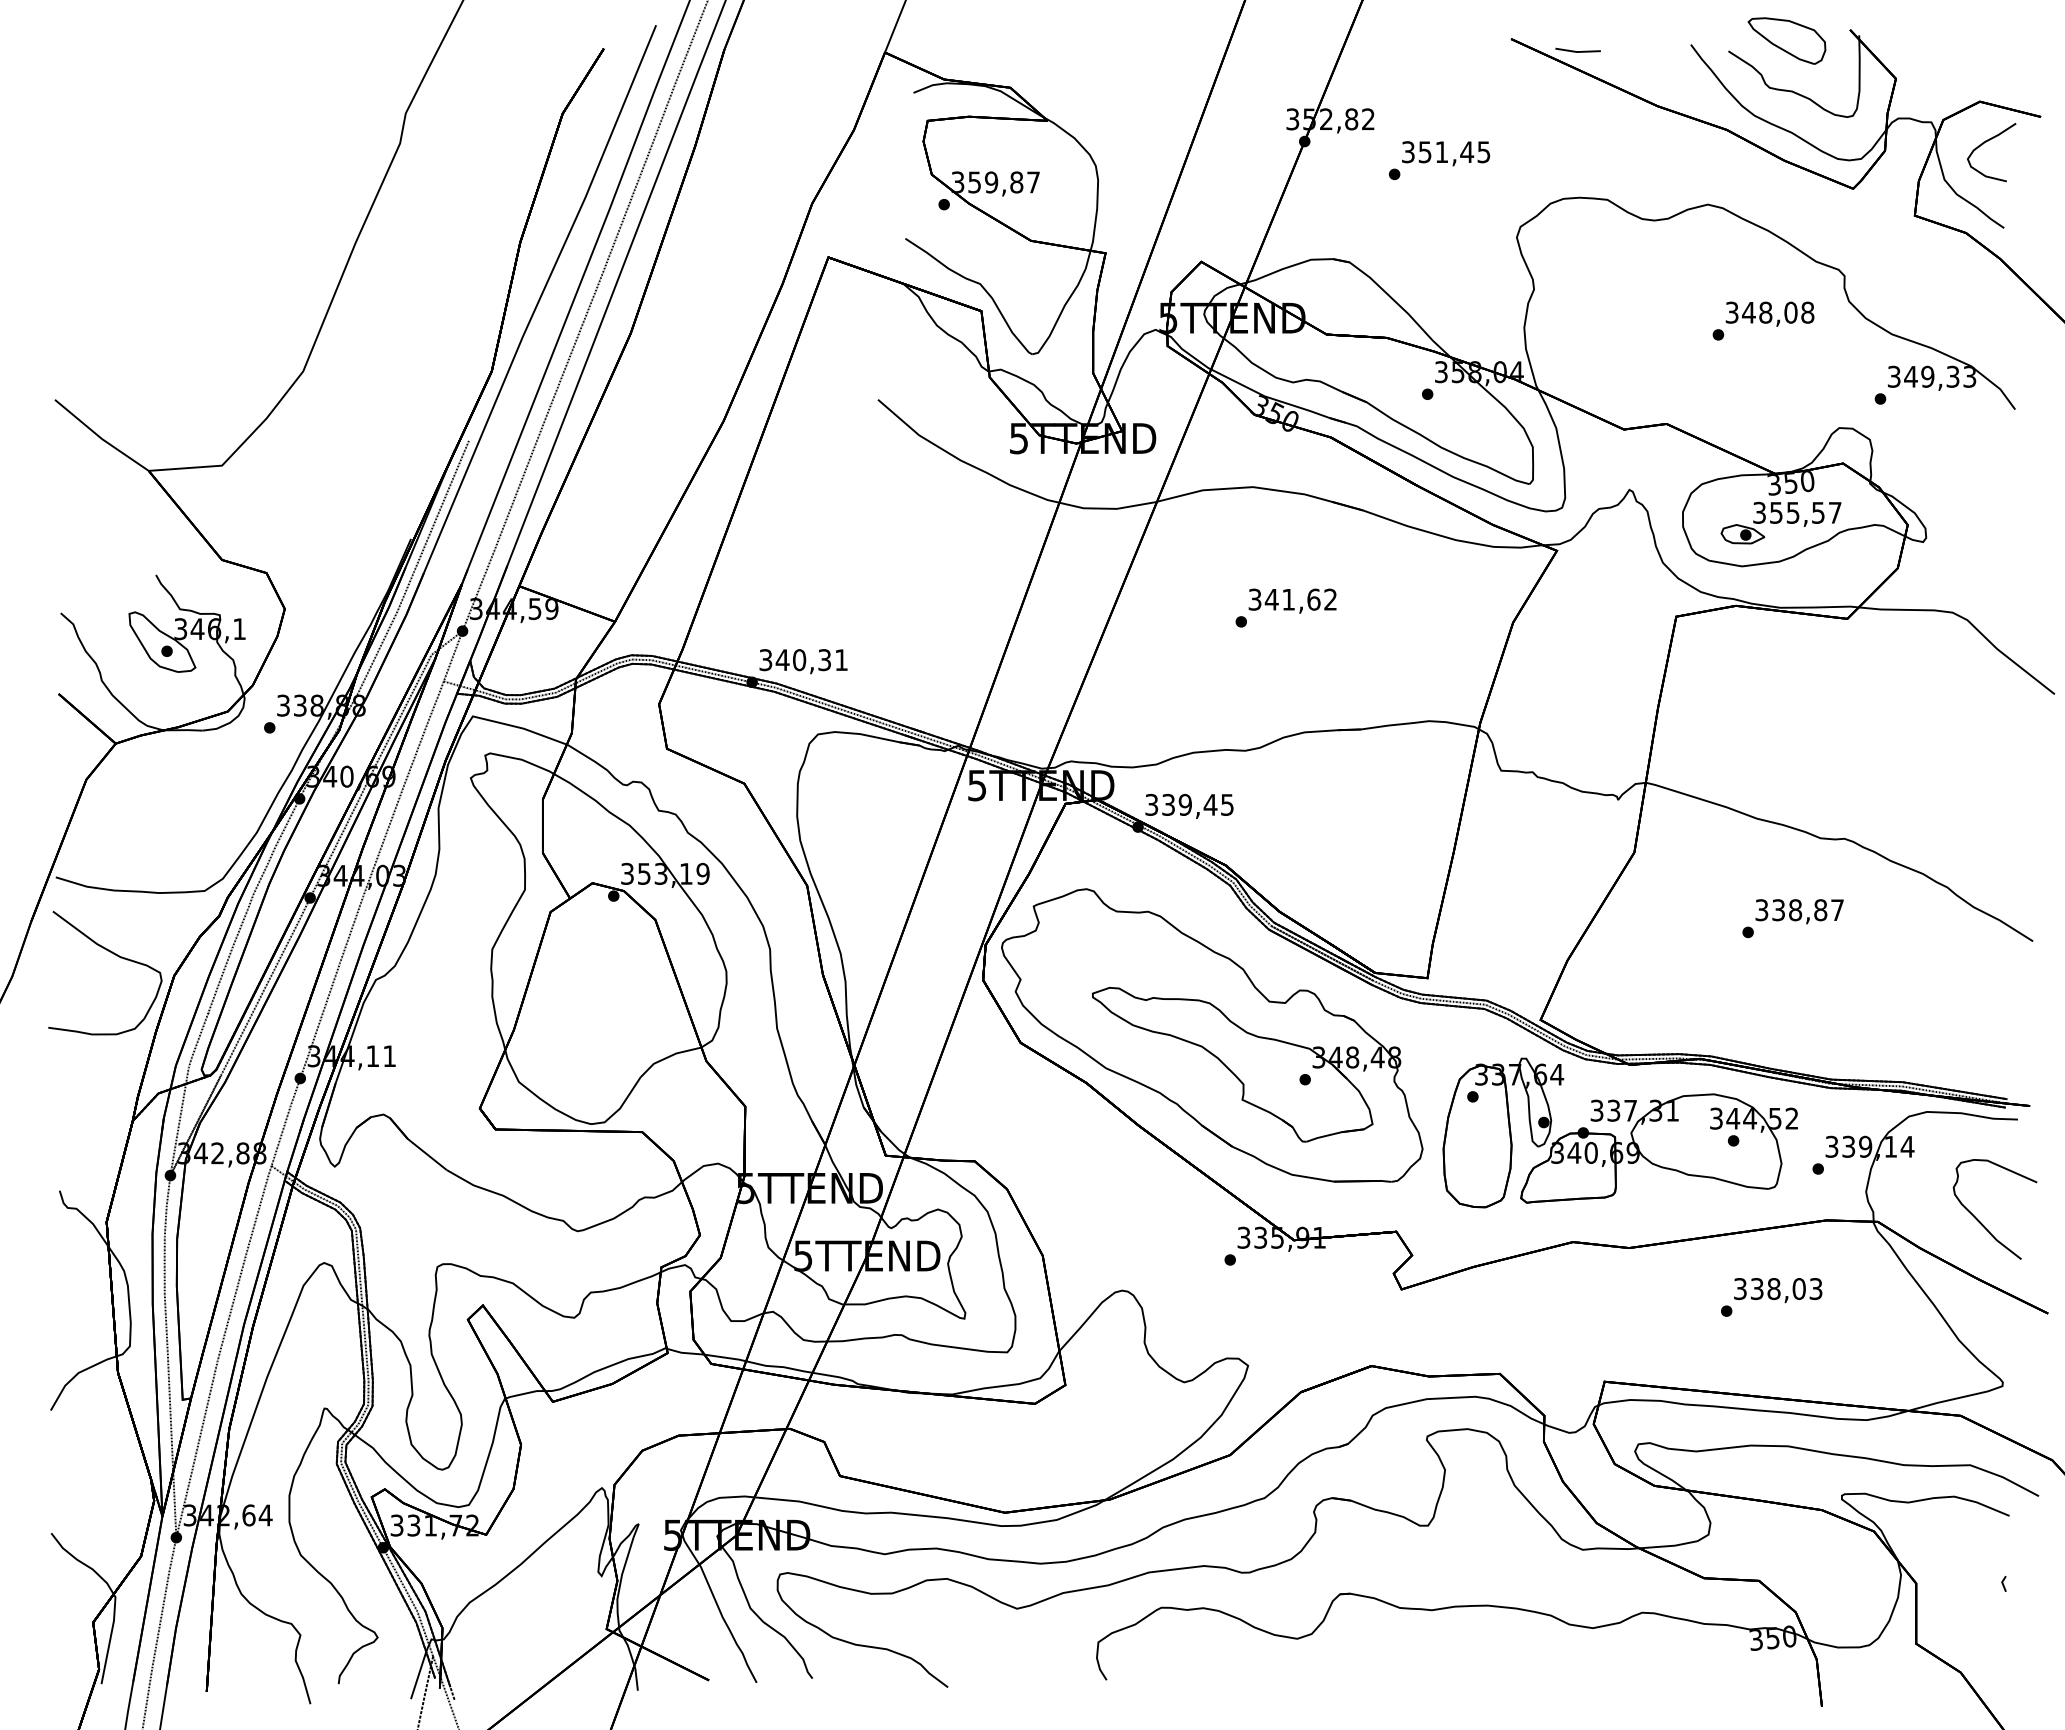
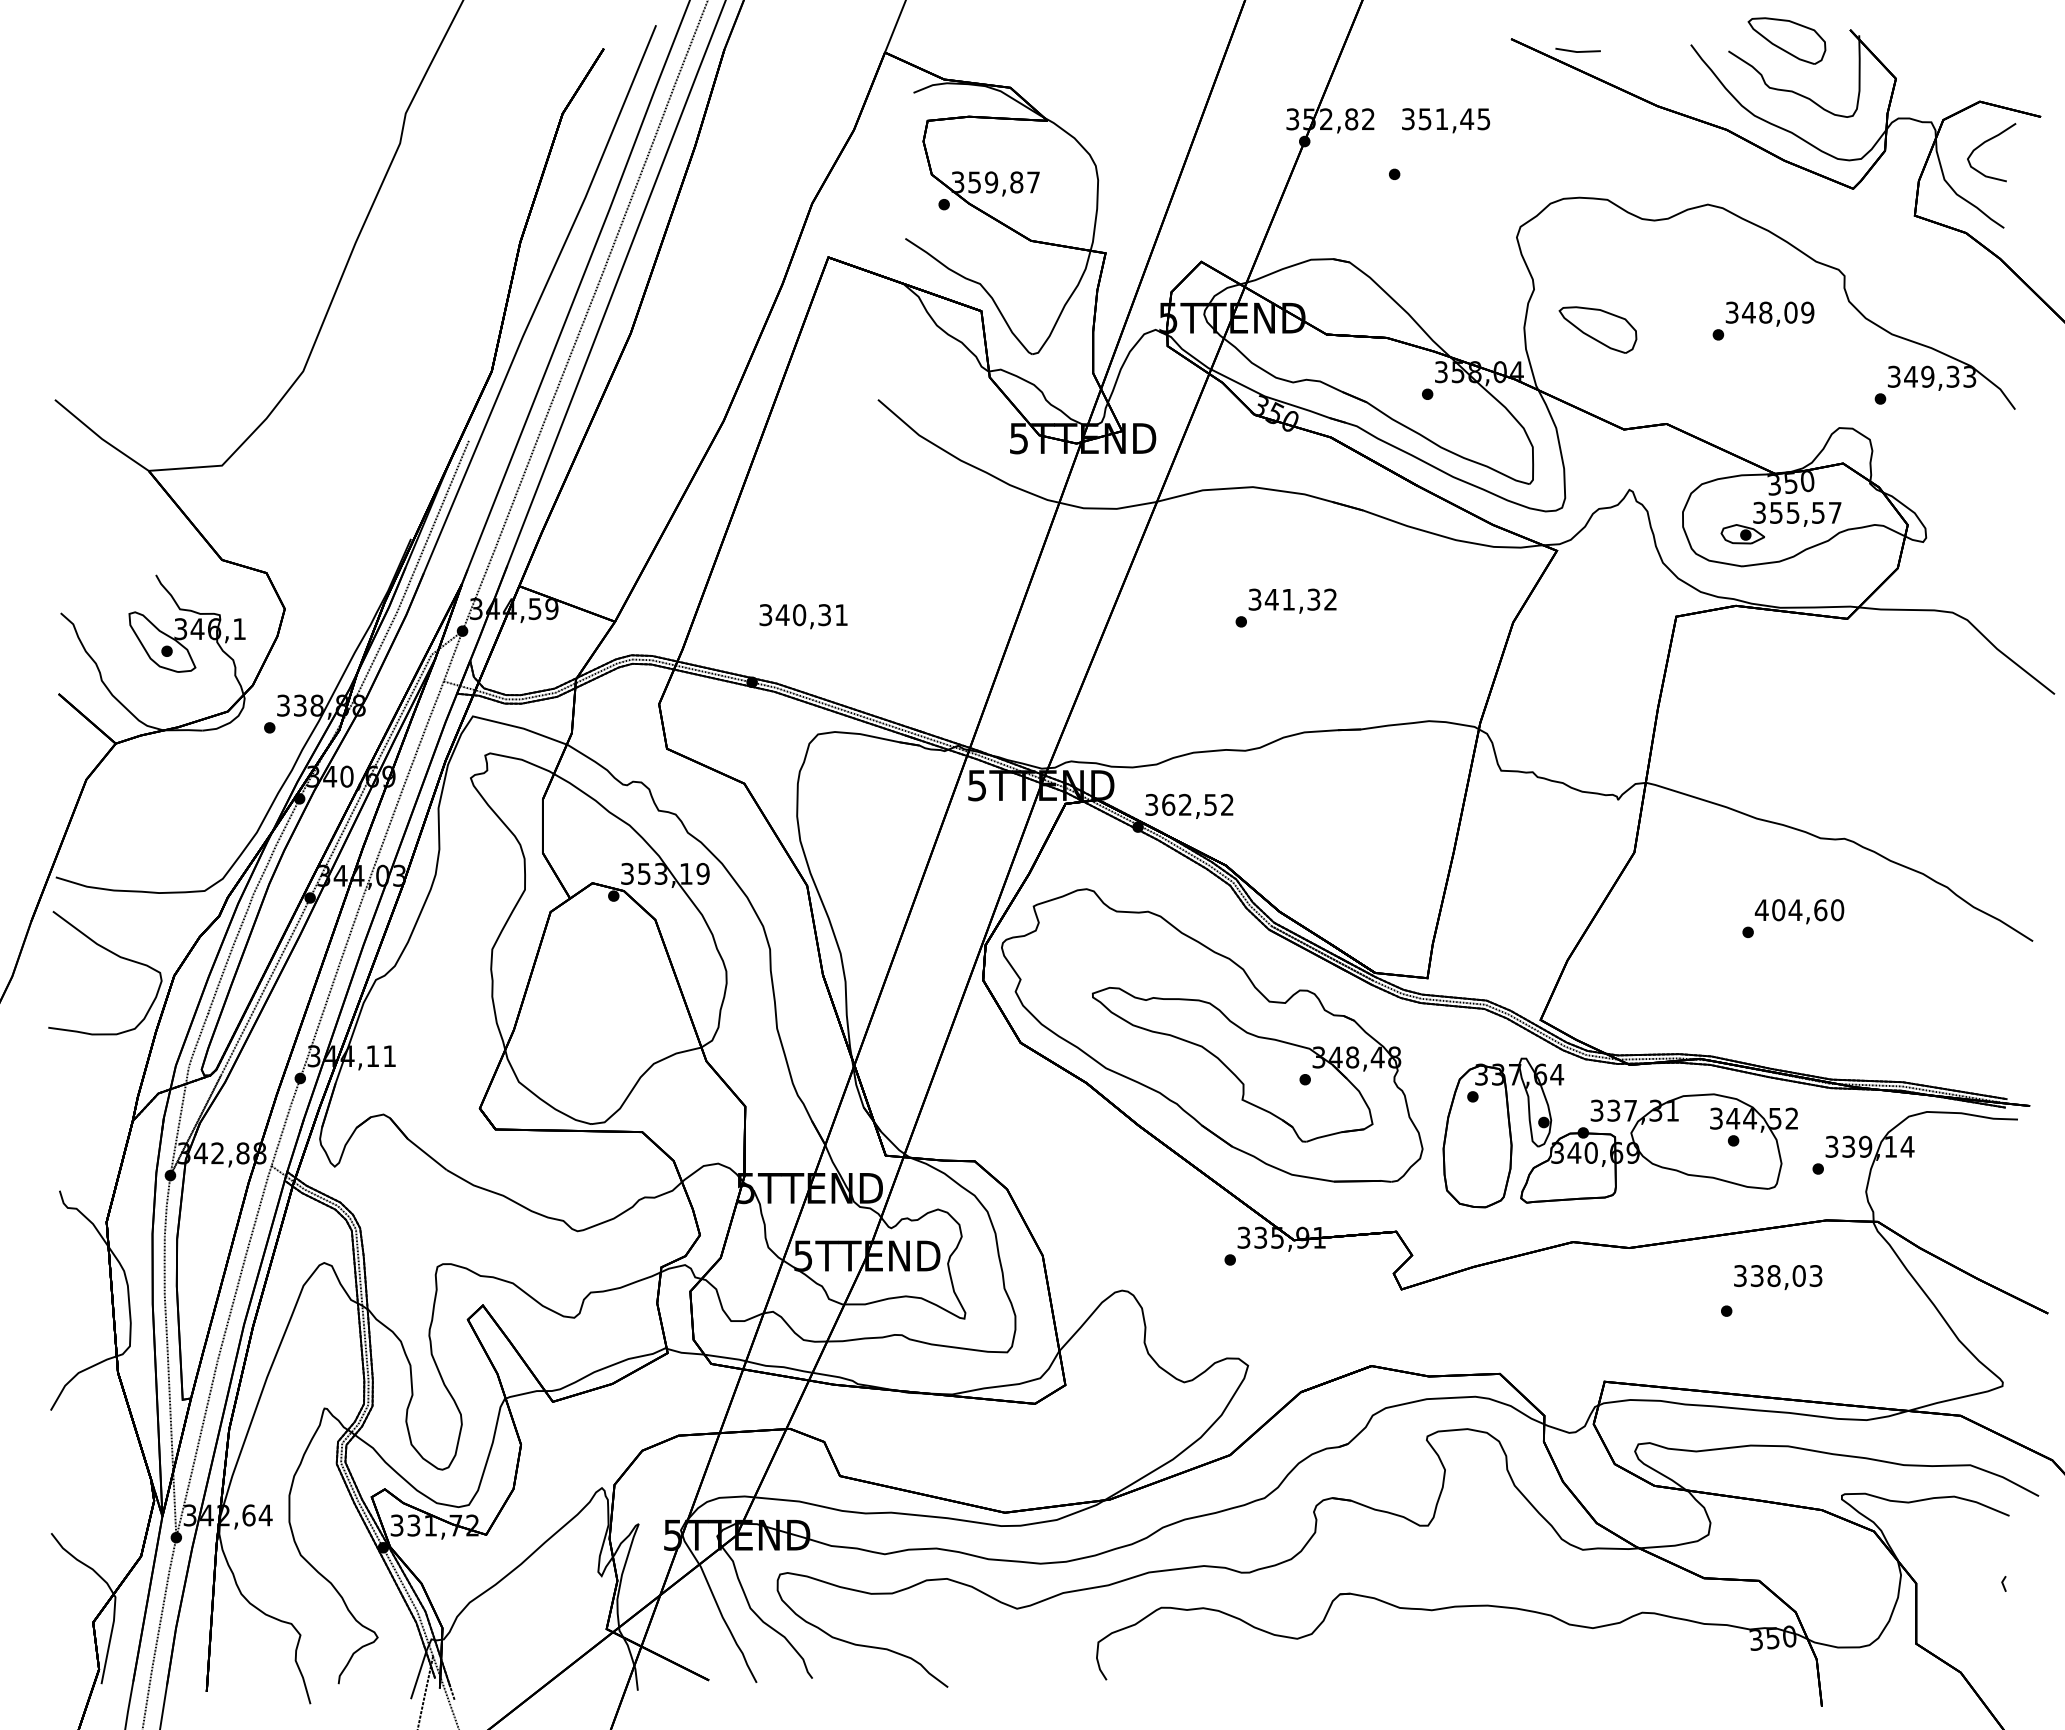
text position: (1446, 153) -> (1446, 120) (1446, 120)
text: 348,08 -> 348,09 (1807, 312)
part: none -> present (1597, 329)
text: 341,62 -> 341,32 (1313, 599)
text position: (803, 661) -> (803, 616) (803, 616)
text: 339,45 -> 362,52 (1197, 804)
text: 338,87 -> 404,60 (1799, 910)
curve: present -> none (1981, 1222)
text position: (1778, 1290) -> (1778, 1277) (1778, 1277)
